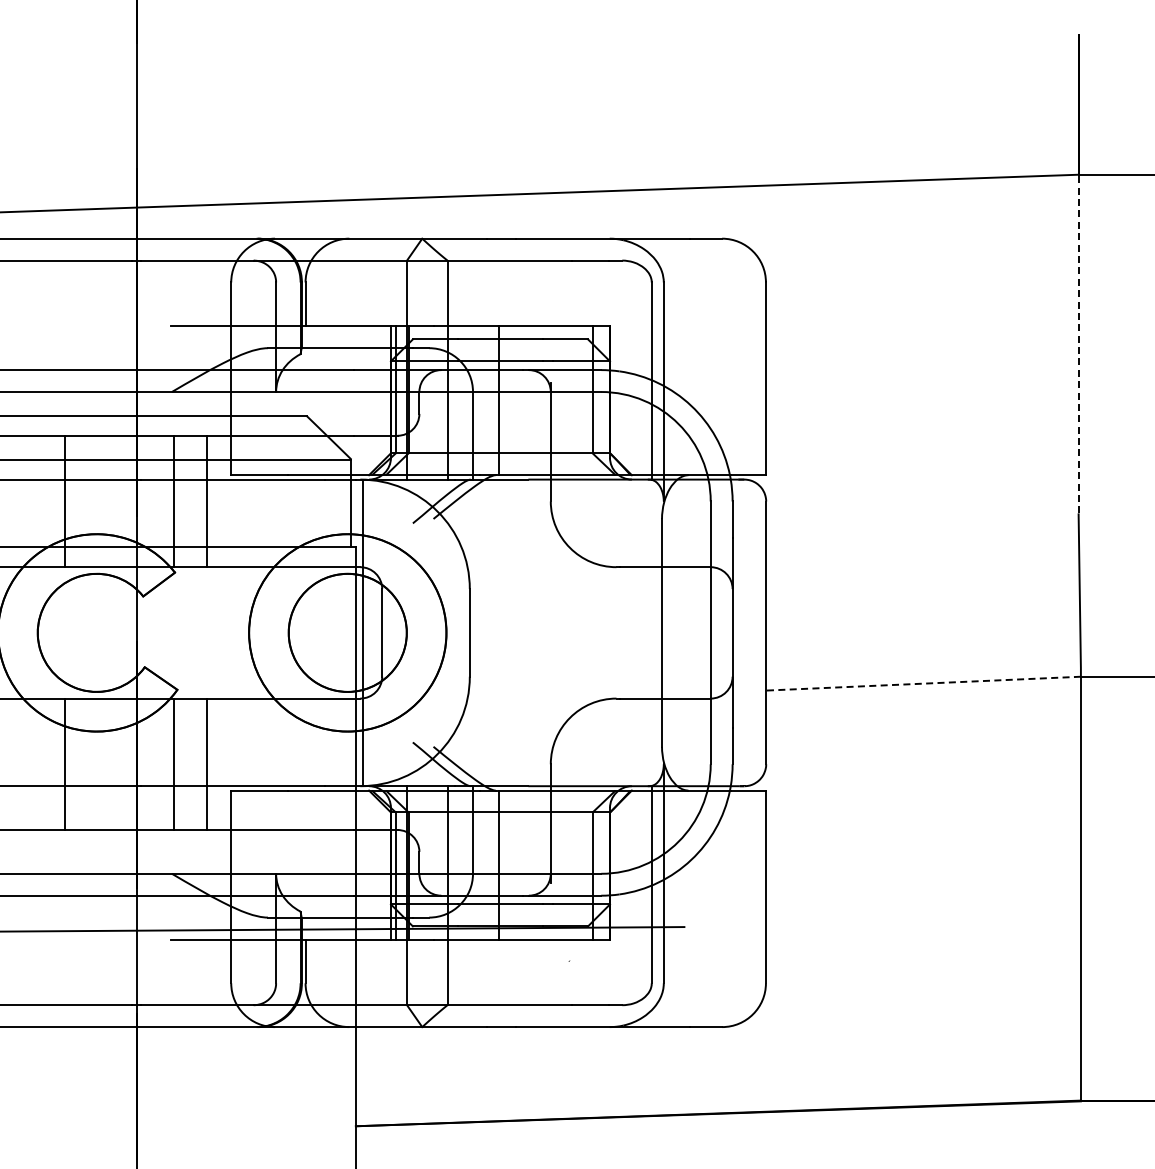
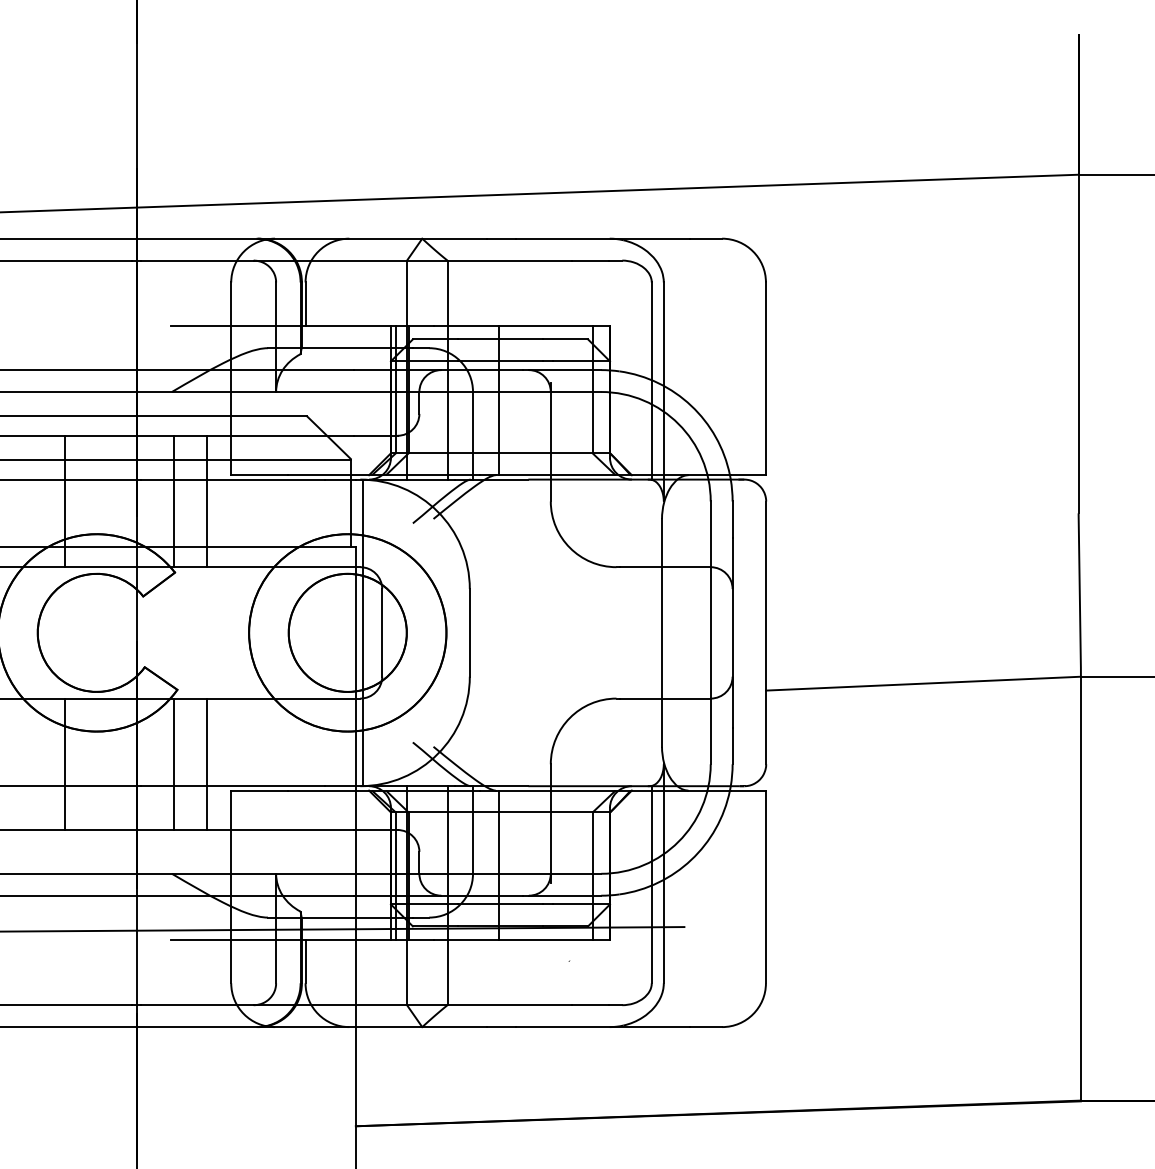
line: dashed -> solid (1078, 343)
line: dashed -> solid (923, 683)
